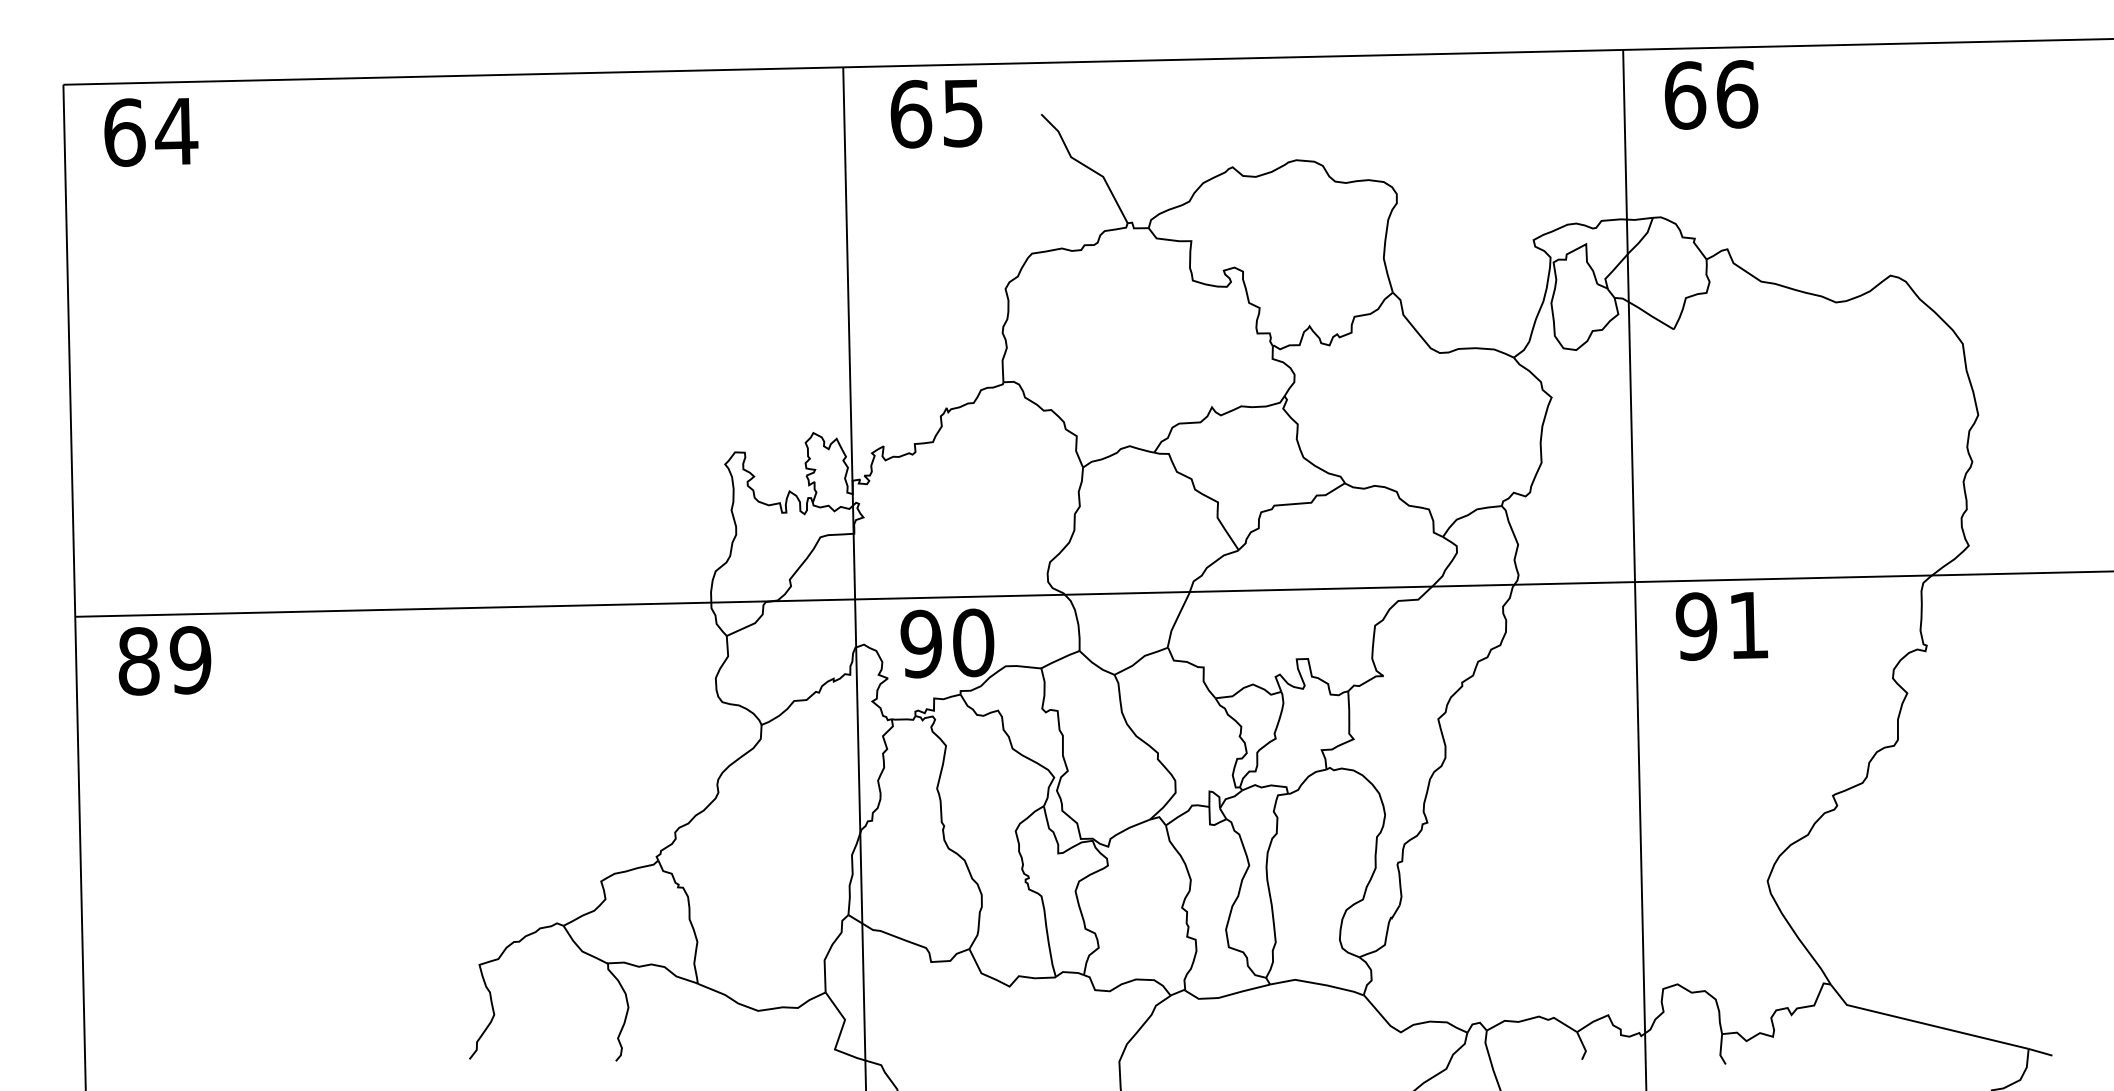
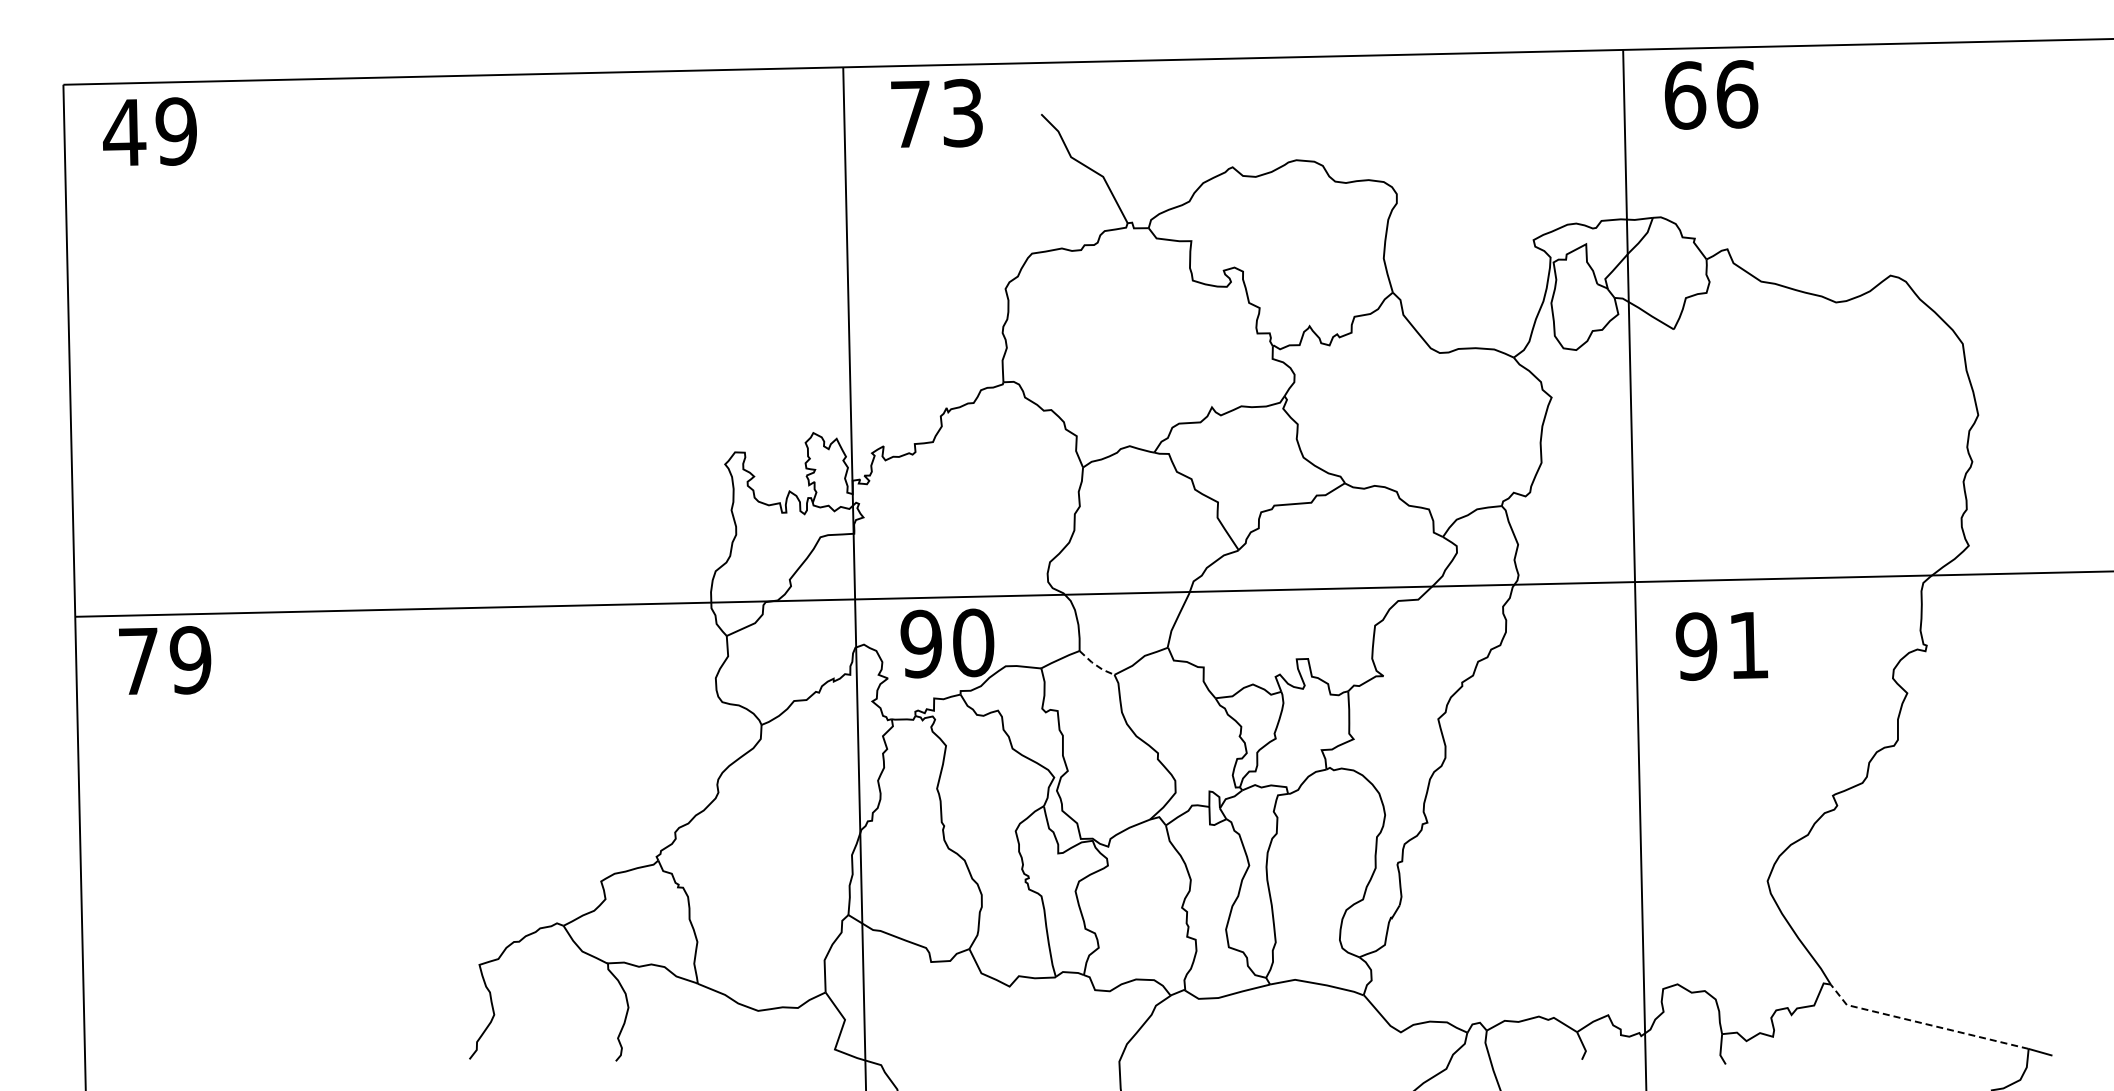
text: 65 -> 73 (936, 113)
text: 64 -> 49 (150, 131)
text position: (1721, 626) -> (1721, 646) (1721, 646)
text: 89 -> 79 (138, 661)
line: solid -> dashed (1095, 665)
line: solid -> dashed (1924, 1023)
